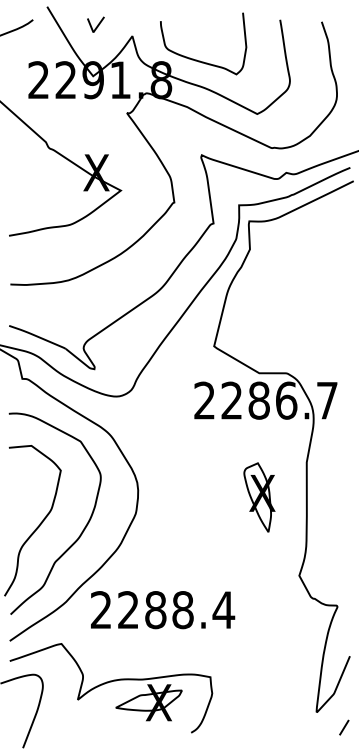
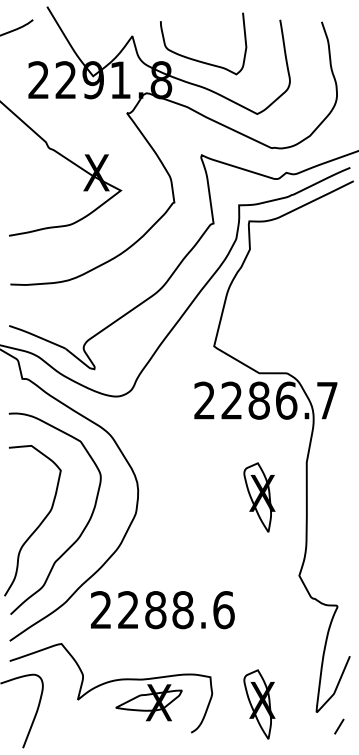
line: present -> none (97, 24)
text: 2288.4 -> 2288.6 (223, 610)
part: none -> present (259, 704)
line position: (344, 727) -> (339, 726) (339, 726)
